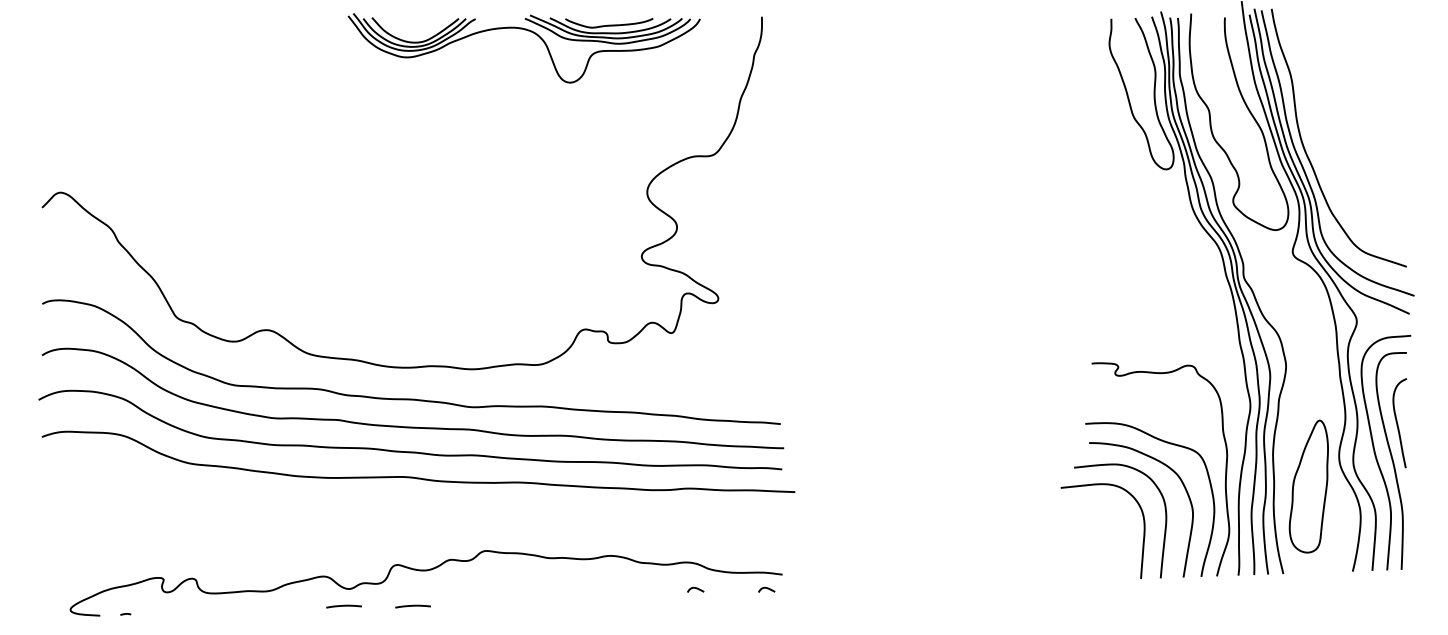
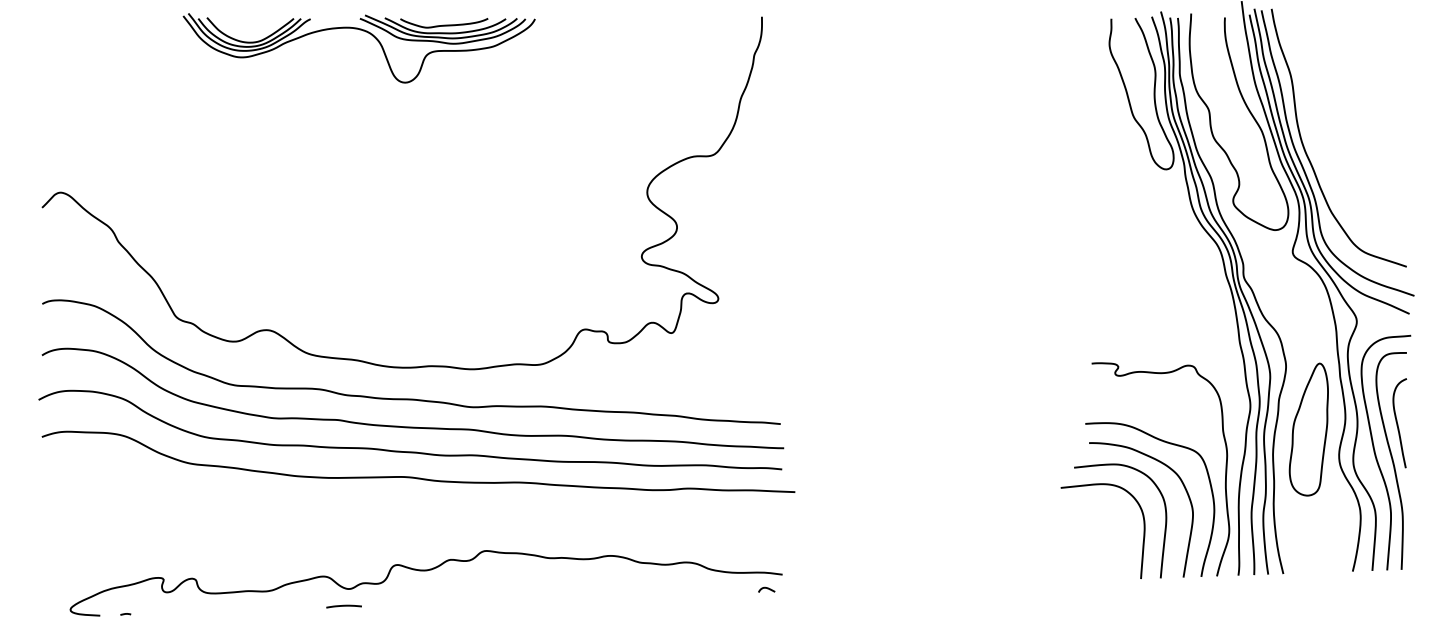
part position: (530, 32) -> (365, 32) (365, 32)
part position: (1308, 486) -> (1308, 429) (1308, 429)
curve: present -> none (695, 588)
curve: present -> none (412, 606)
